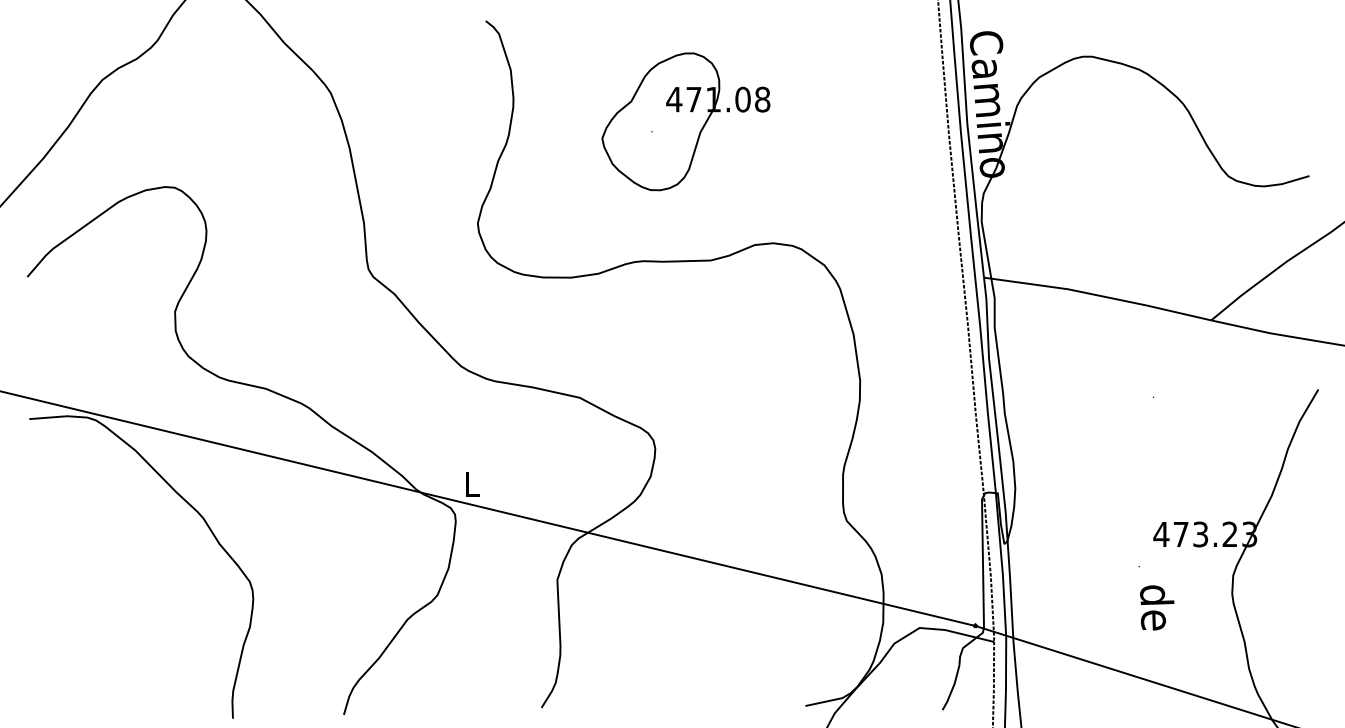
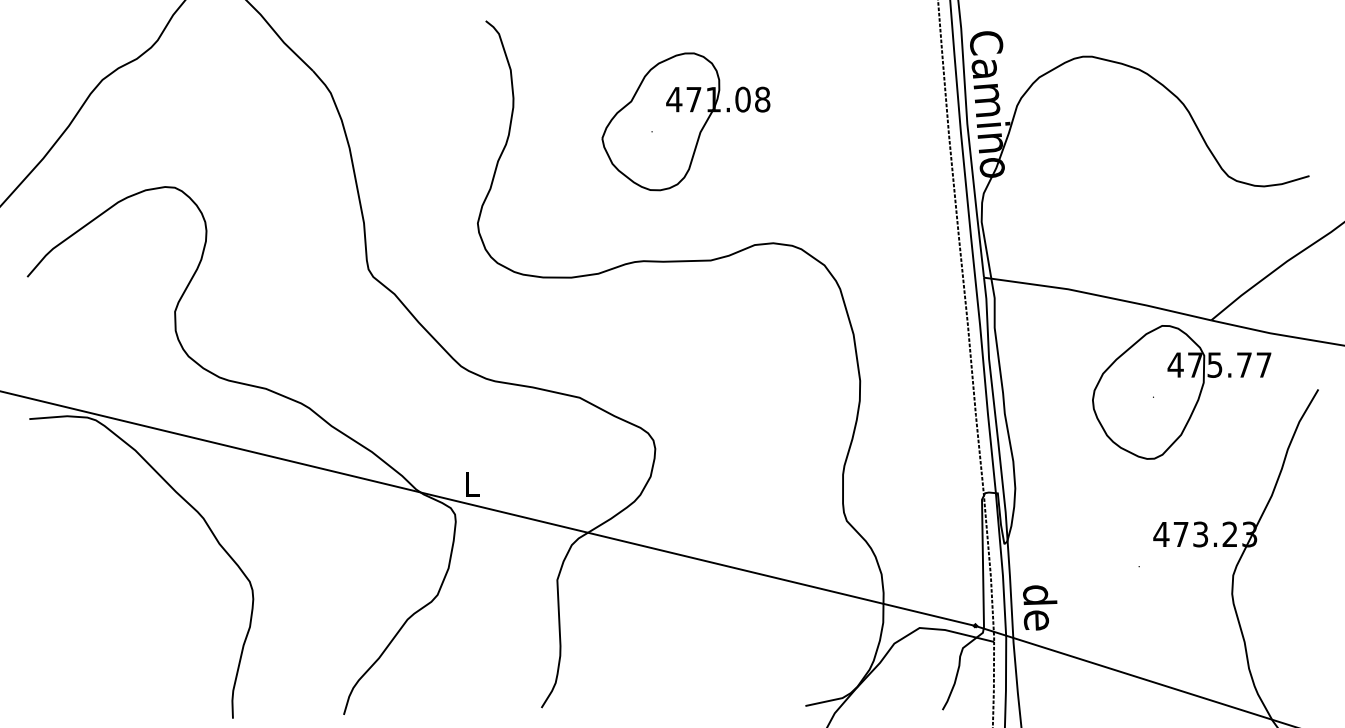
part: none -> present (1181, 392)
text position: (1157, 607) -> (1040, 607) (1040, 607)
